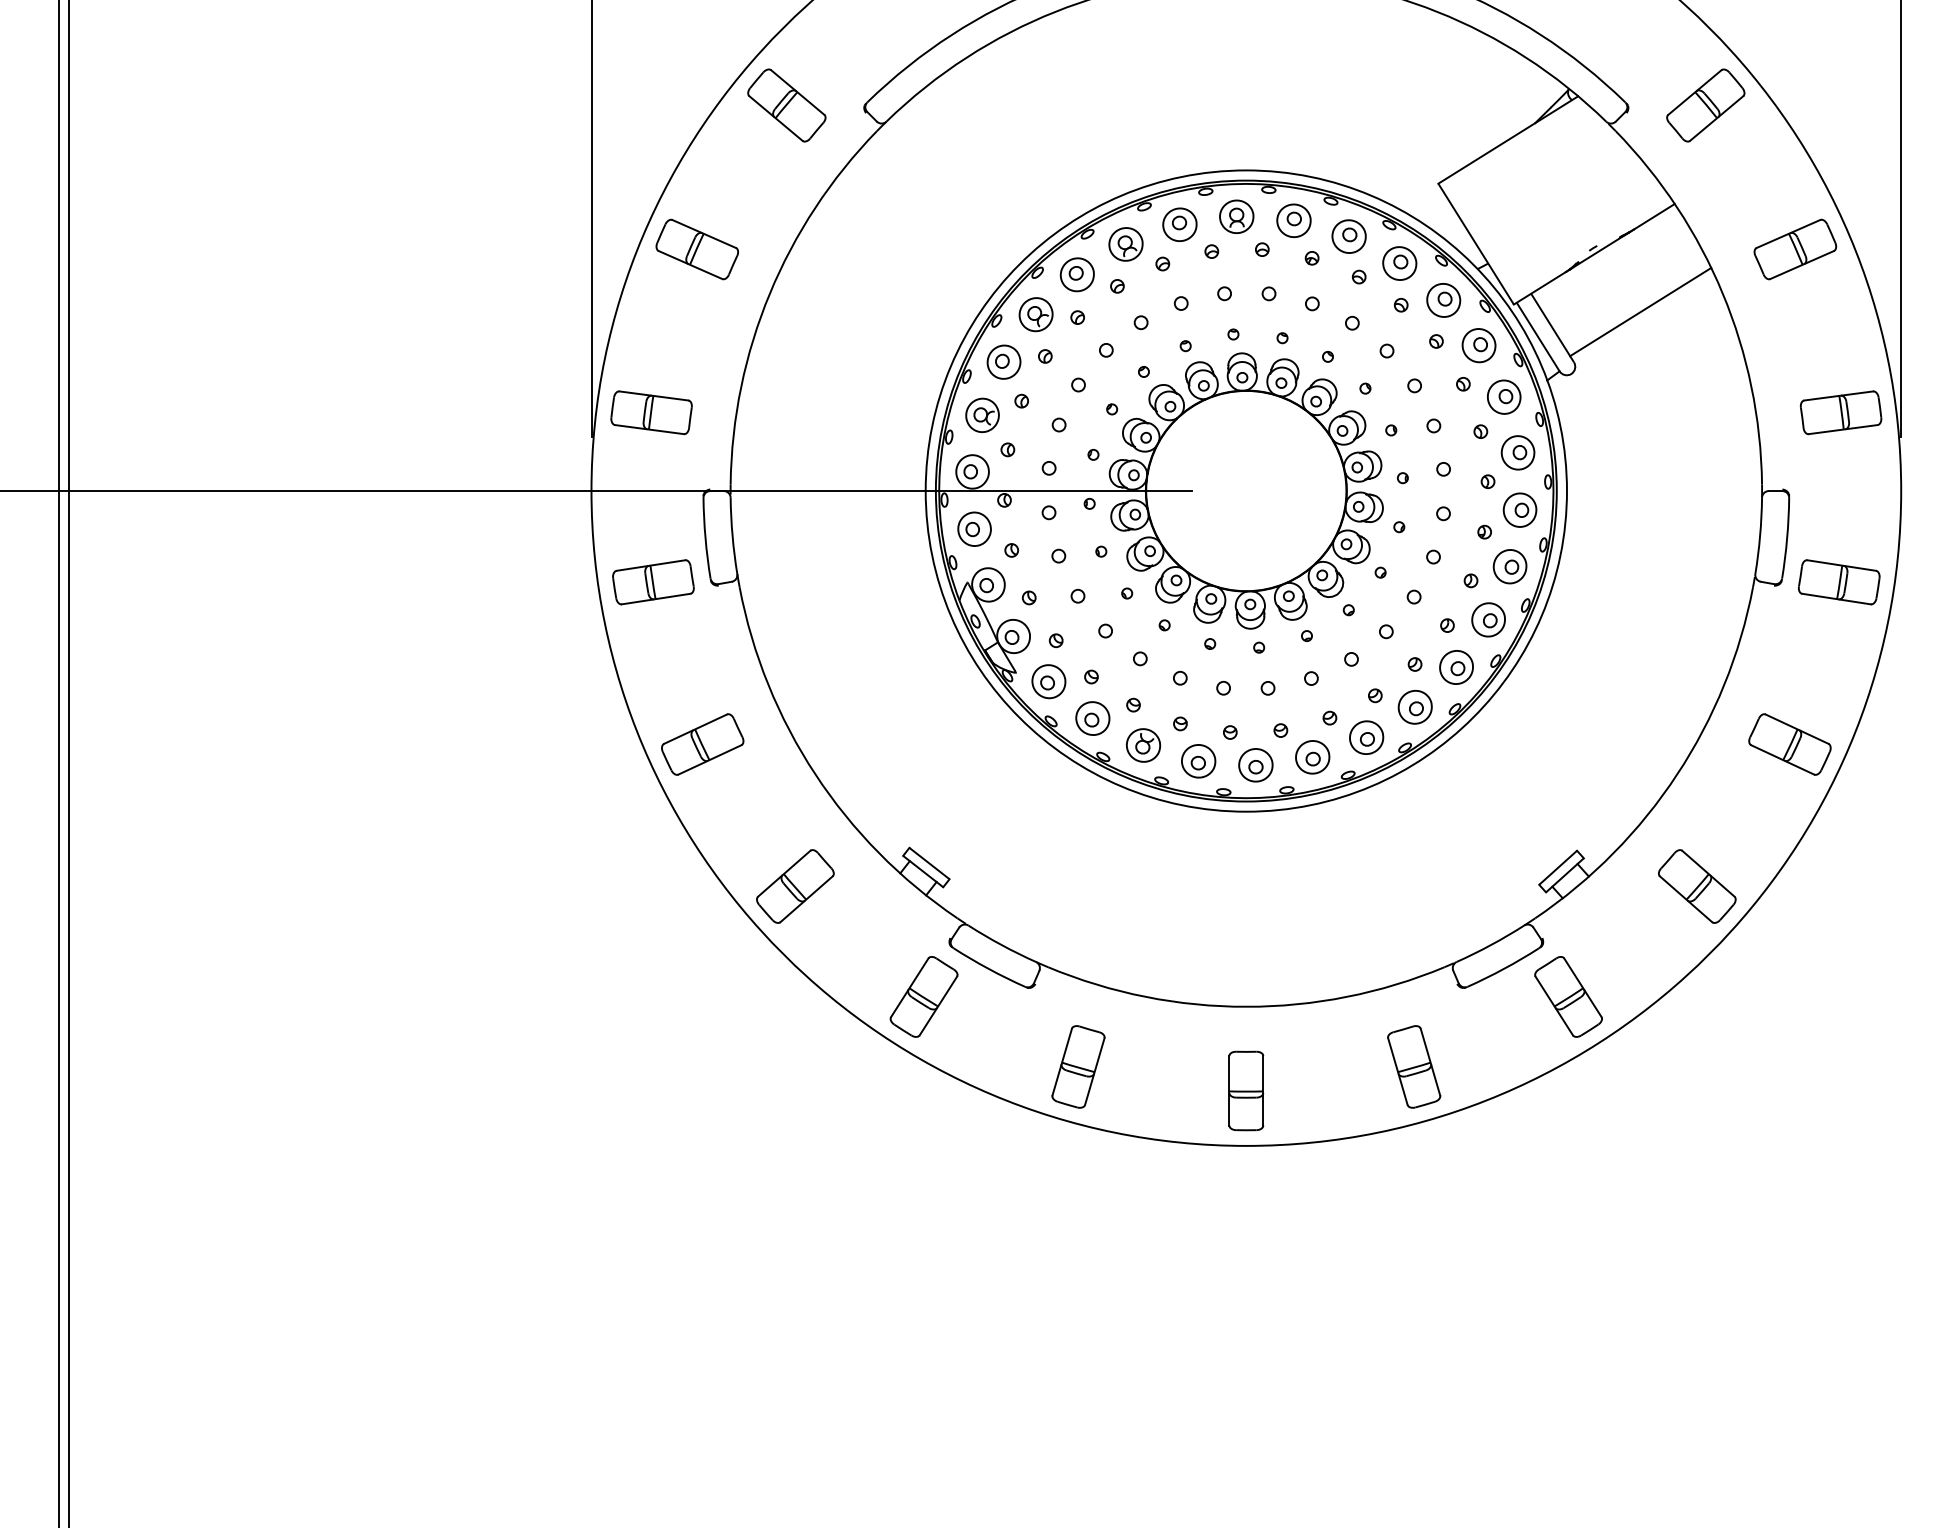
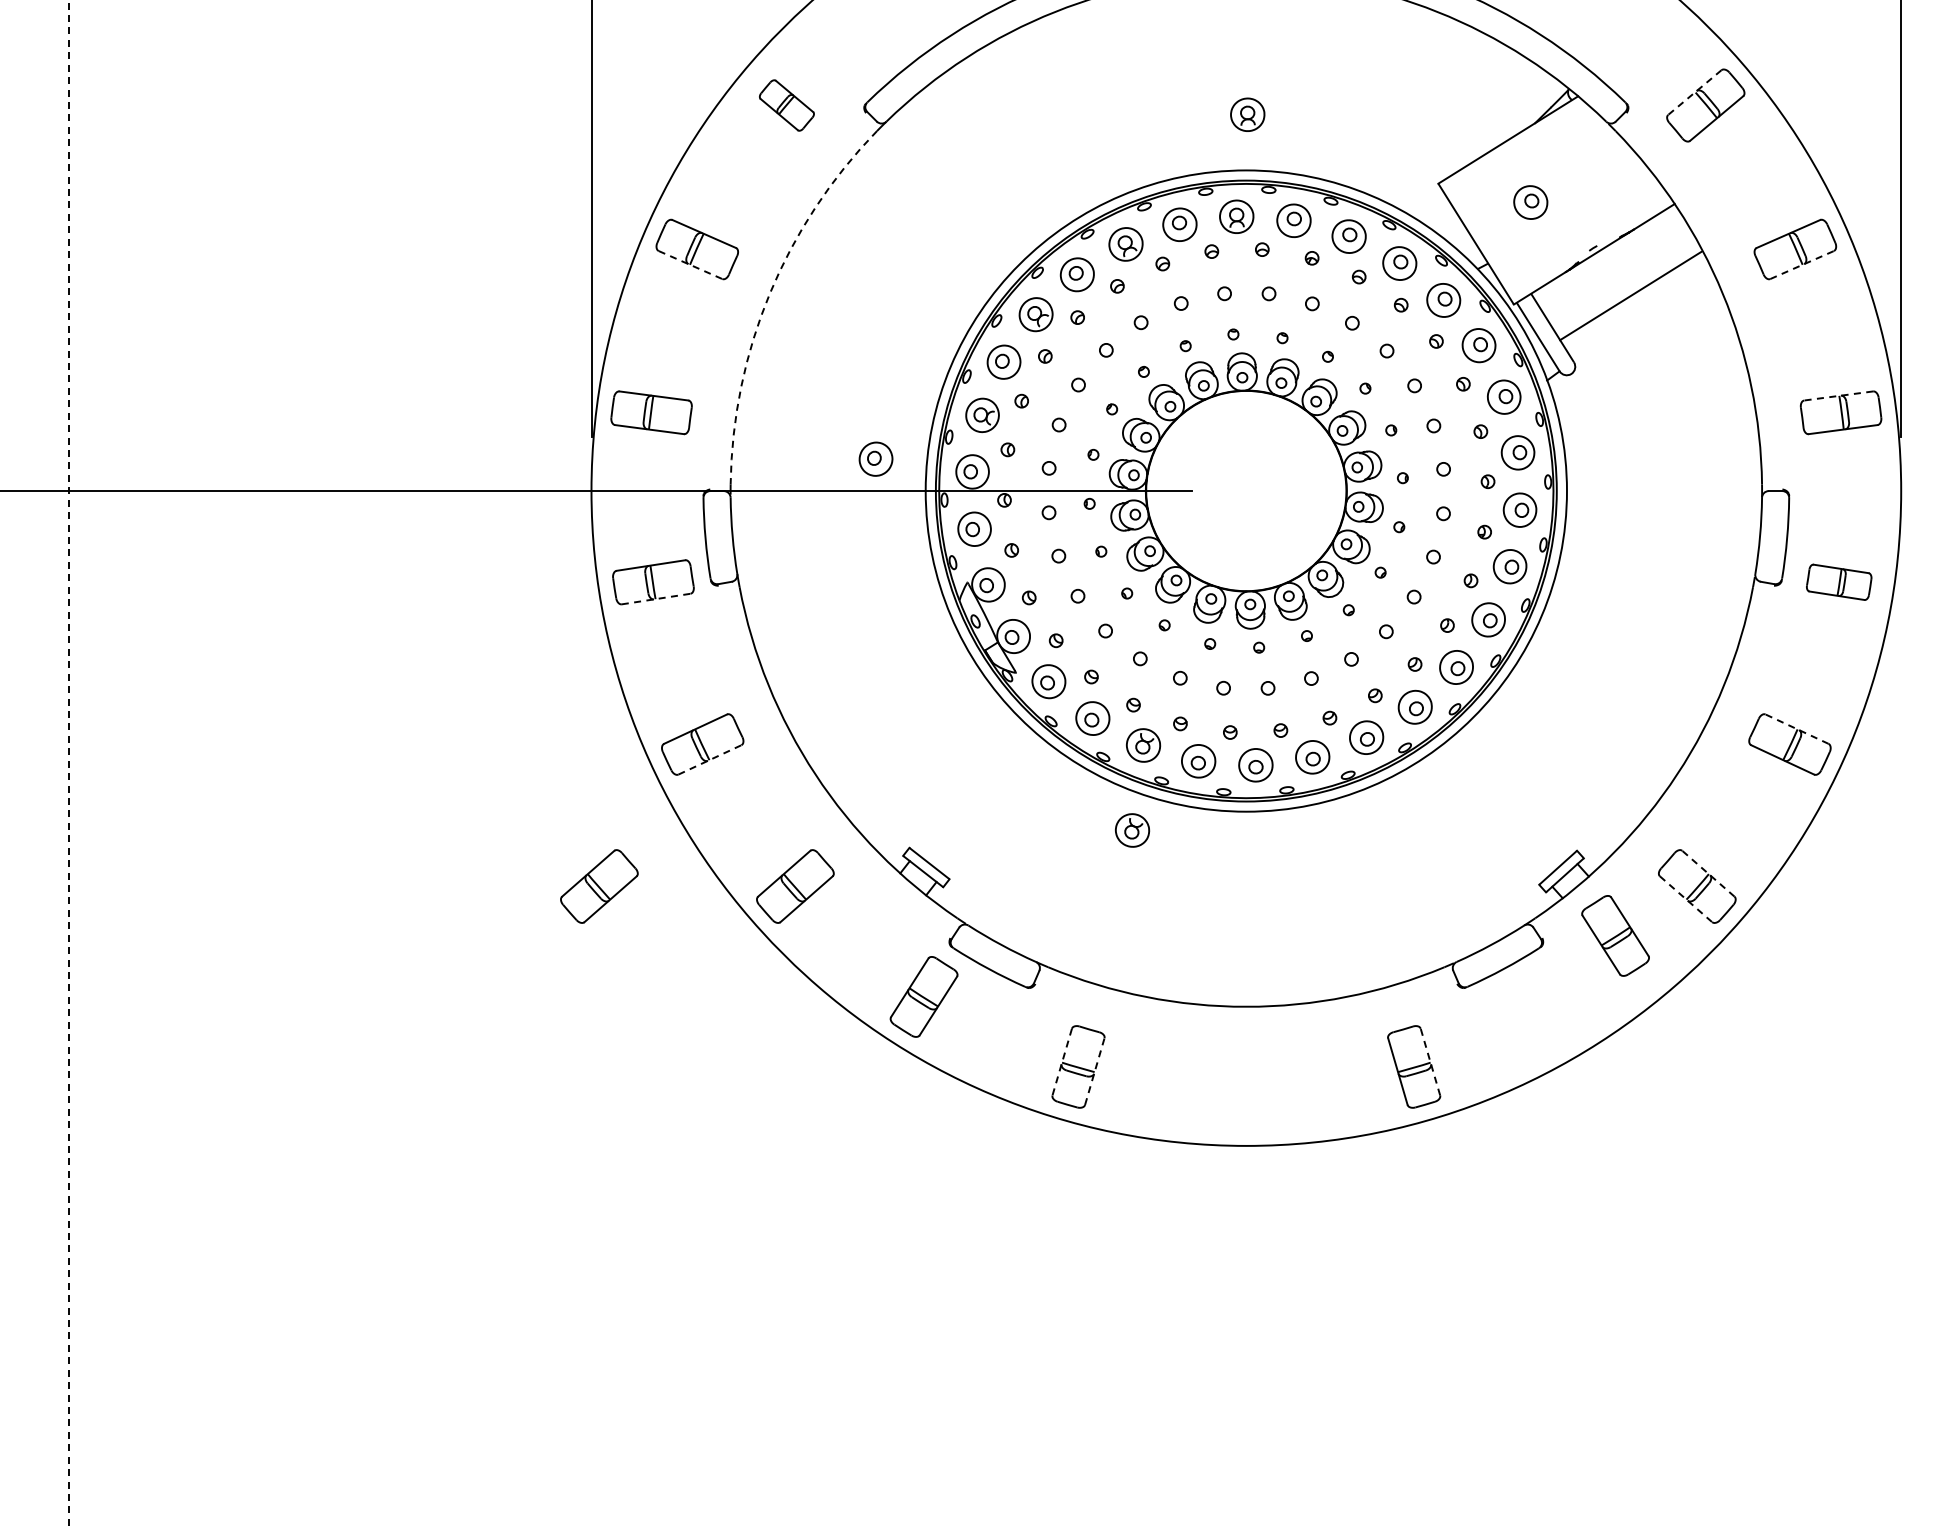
line: solid -> dashed (1694, 92)
part size: 80x75 px -> 56x53 px (786, 105)
part: none -> present (1247, 114)
part: none -> present (1530, 202)
line: solid -> dashed (690, 265)
line: solid -> dashed (1802, 265)
arc: solid -> dashed (769, 293)
line position: (1640, 311) -> (1630, 295) (1630, 295)
line: solid -> dashed (1838, 395)
part: none -> present (875, 458)
part size: 84x47 px -> 67x38 px (1839, 581)
line: solid -> dashed (656, 599)
line: solid -> dashed (1797, 729)
line: solid -> dashed (709, 759)
line: present -> none (58, 763)
line: solid -> dashed (68, 763)
part: none -> present (1132, 830)
line: solid -> dashed (1708, 873)
part: none -> present (599, 886)
line: solid -> dashed (1686, 899)
part position: (1568, 996) -> (1615, 935) (1615, 935)
line: solid -> dashed (1062, 1062)
line: solid -> dashed (1430, 1062)
line: solid -> dashed (1094, 1071)
part: present -> none (1246, 1090)
